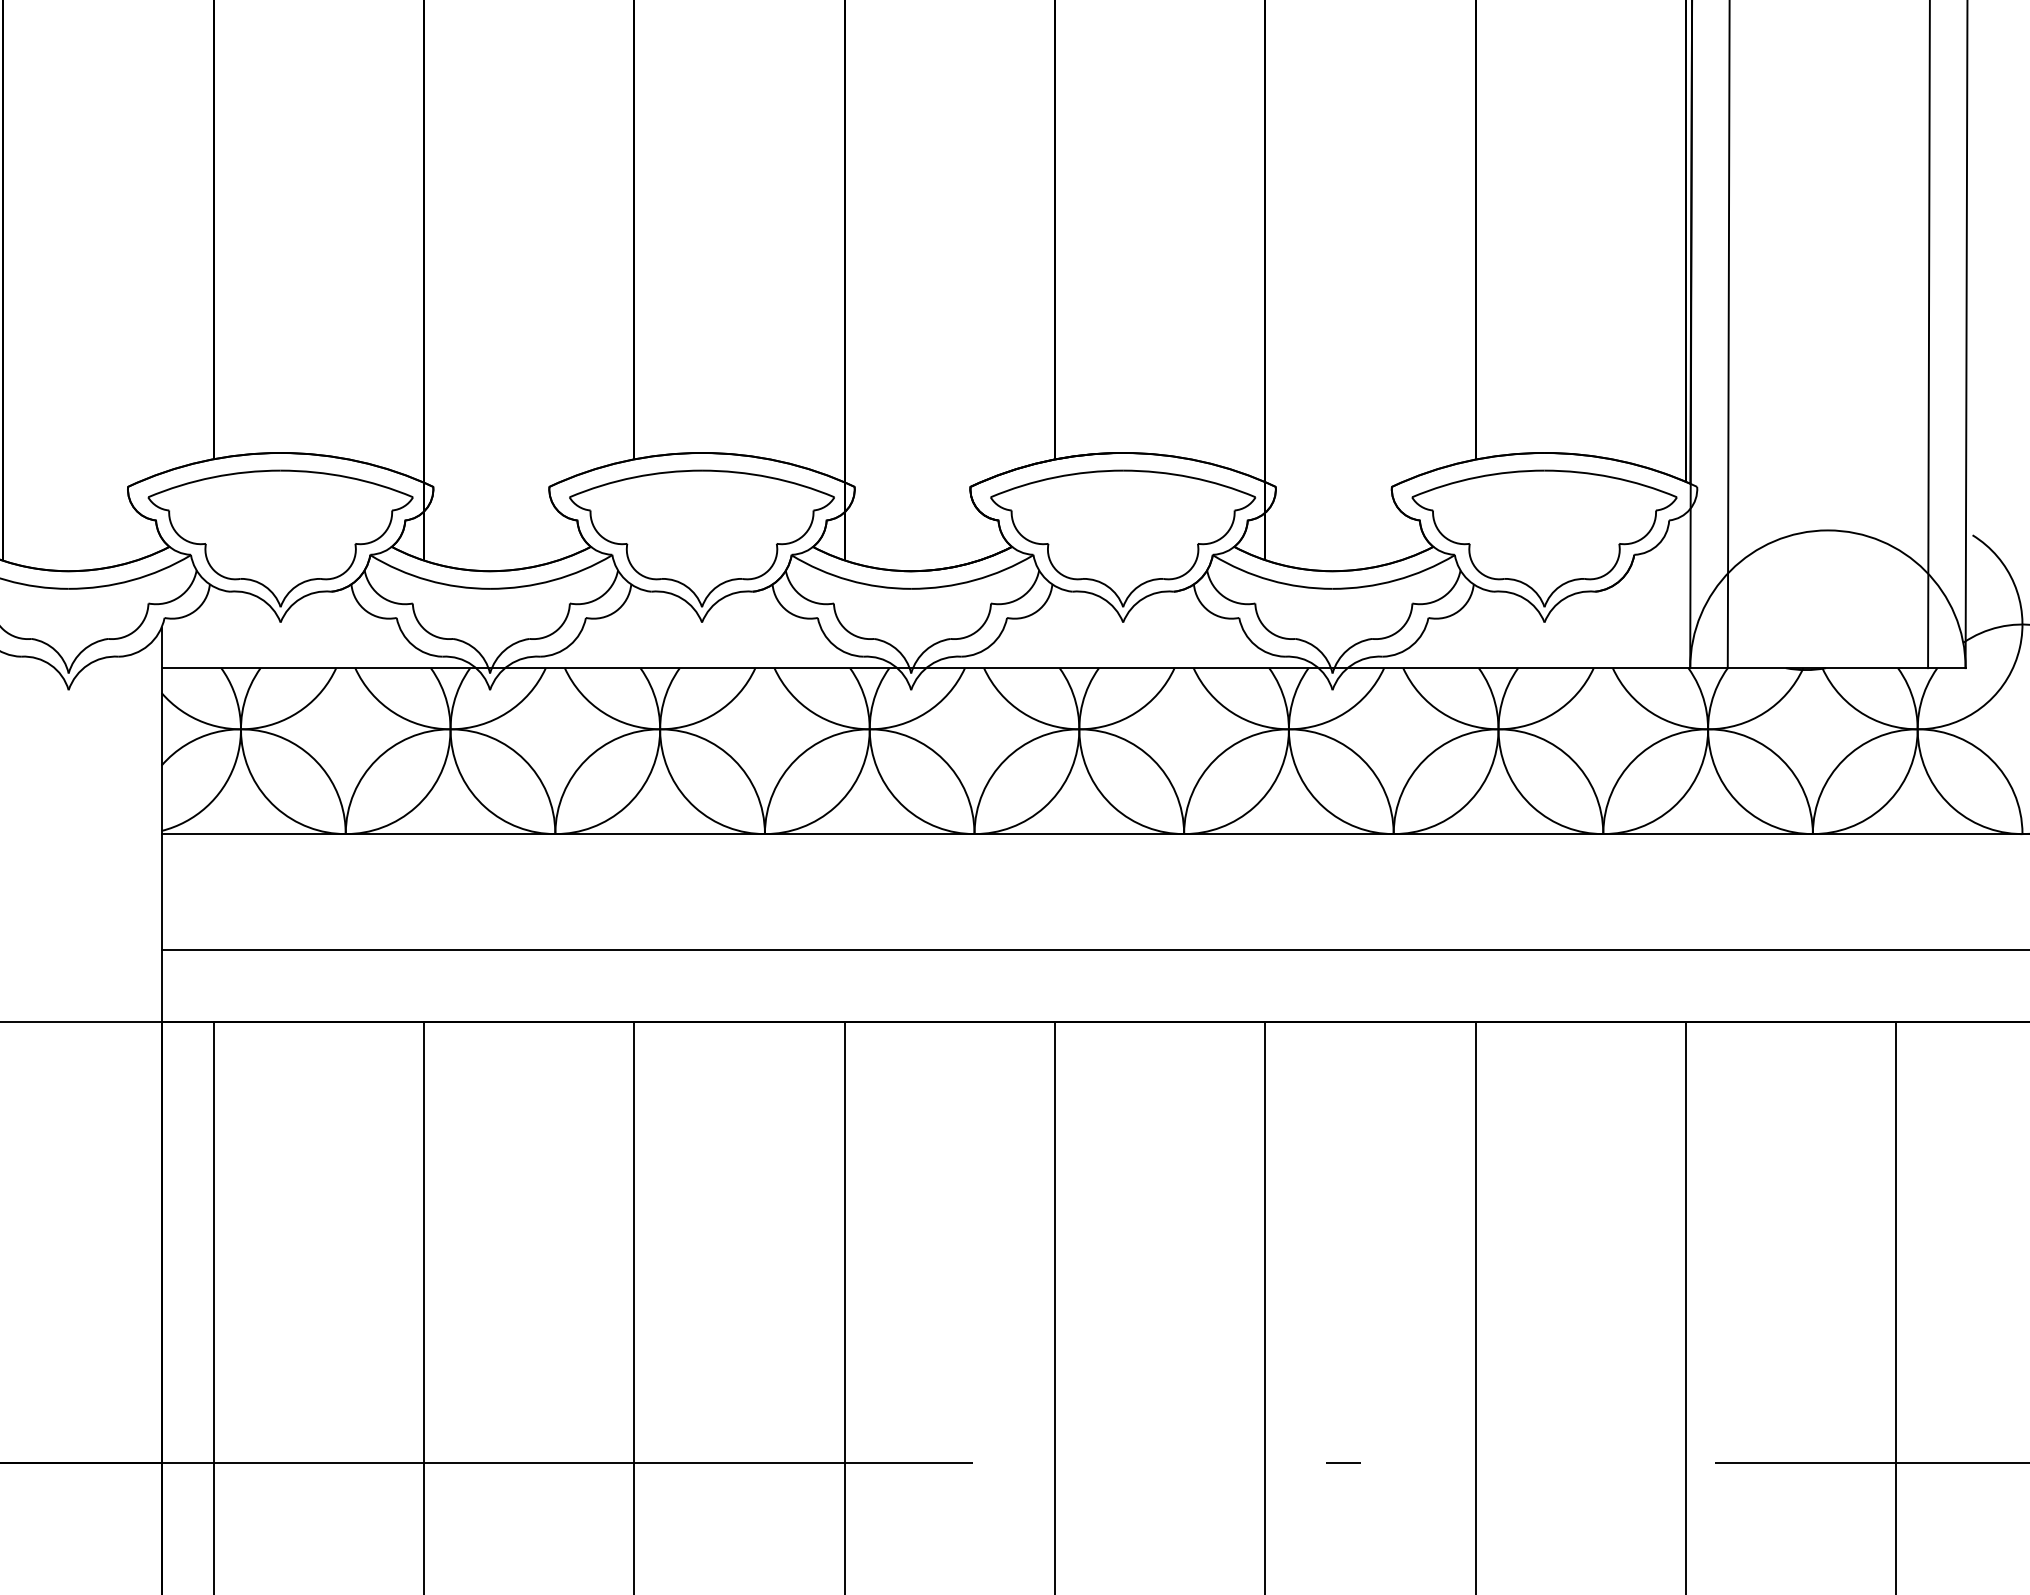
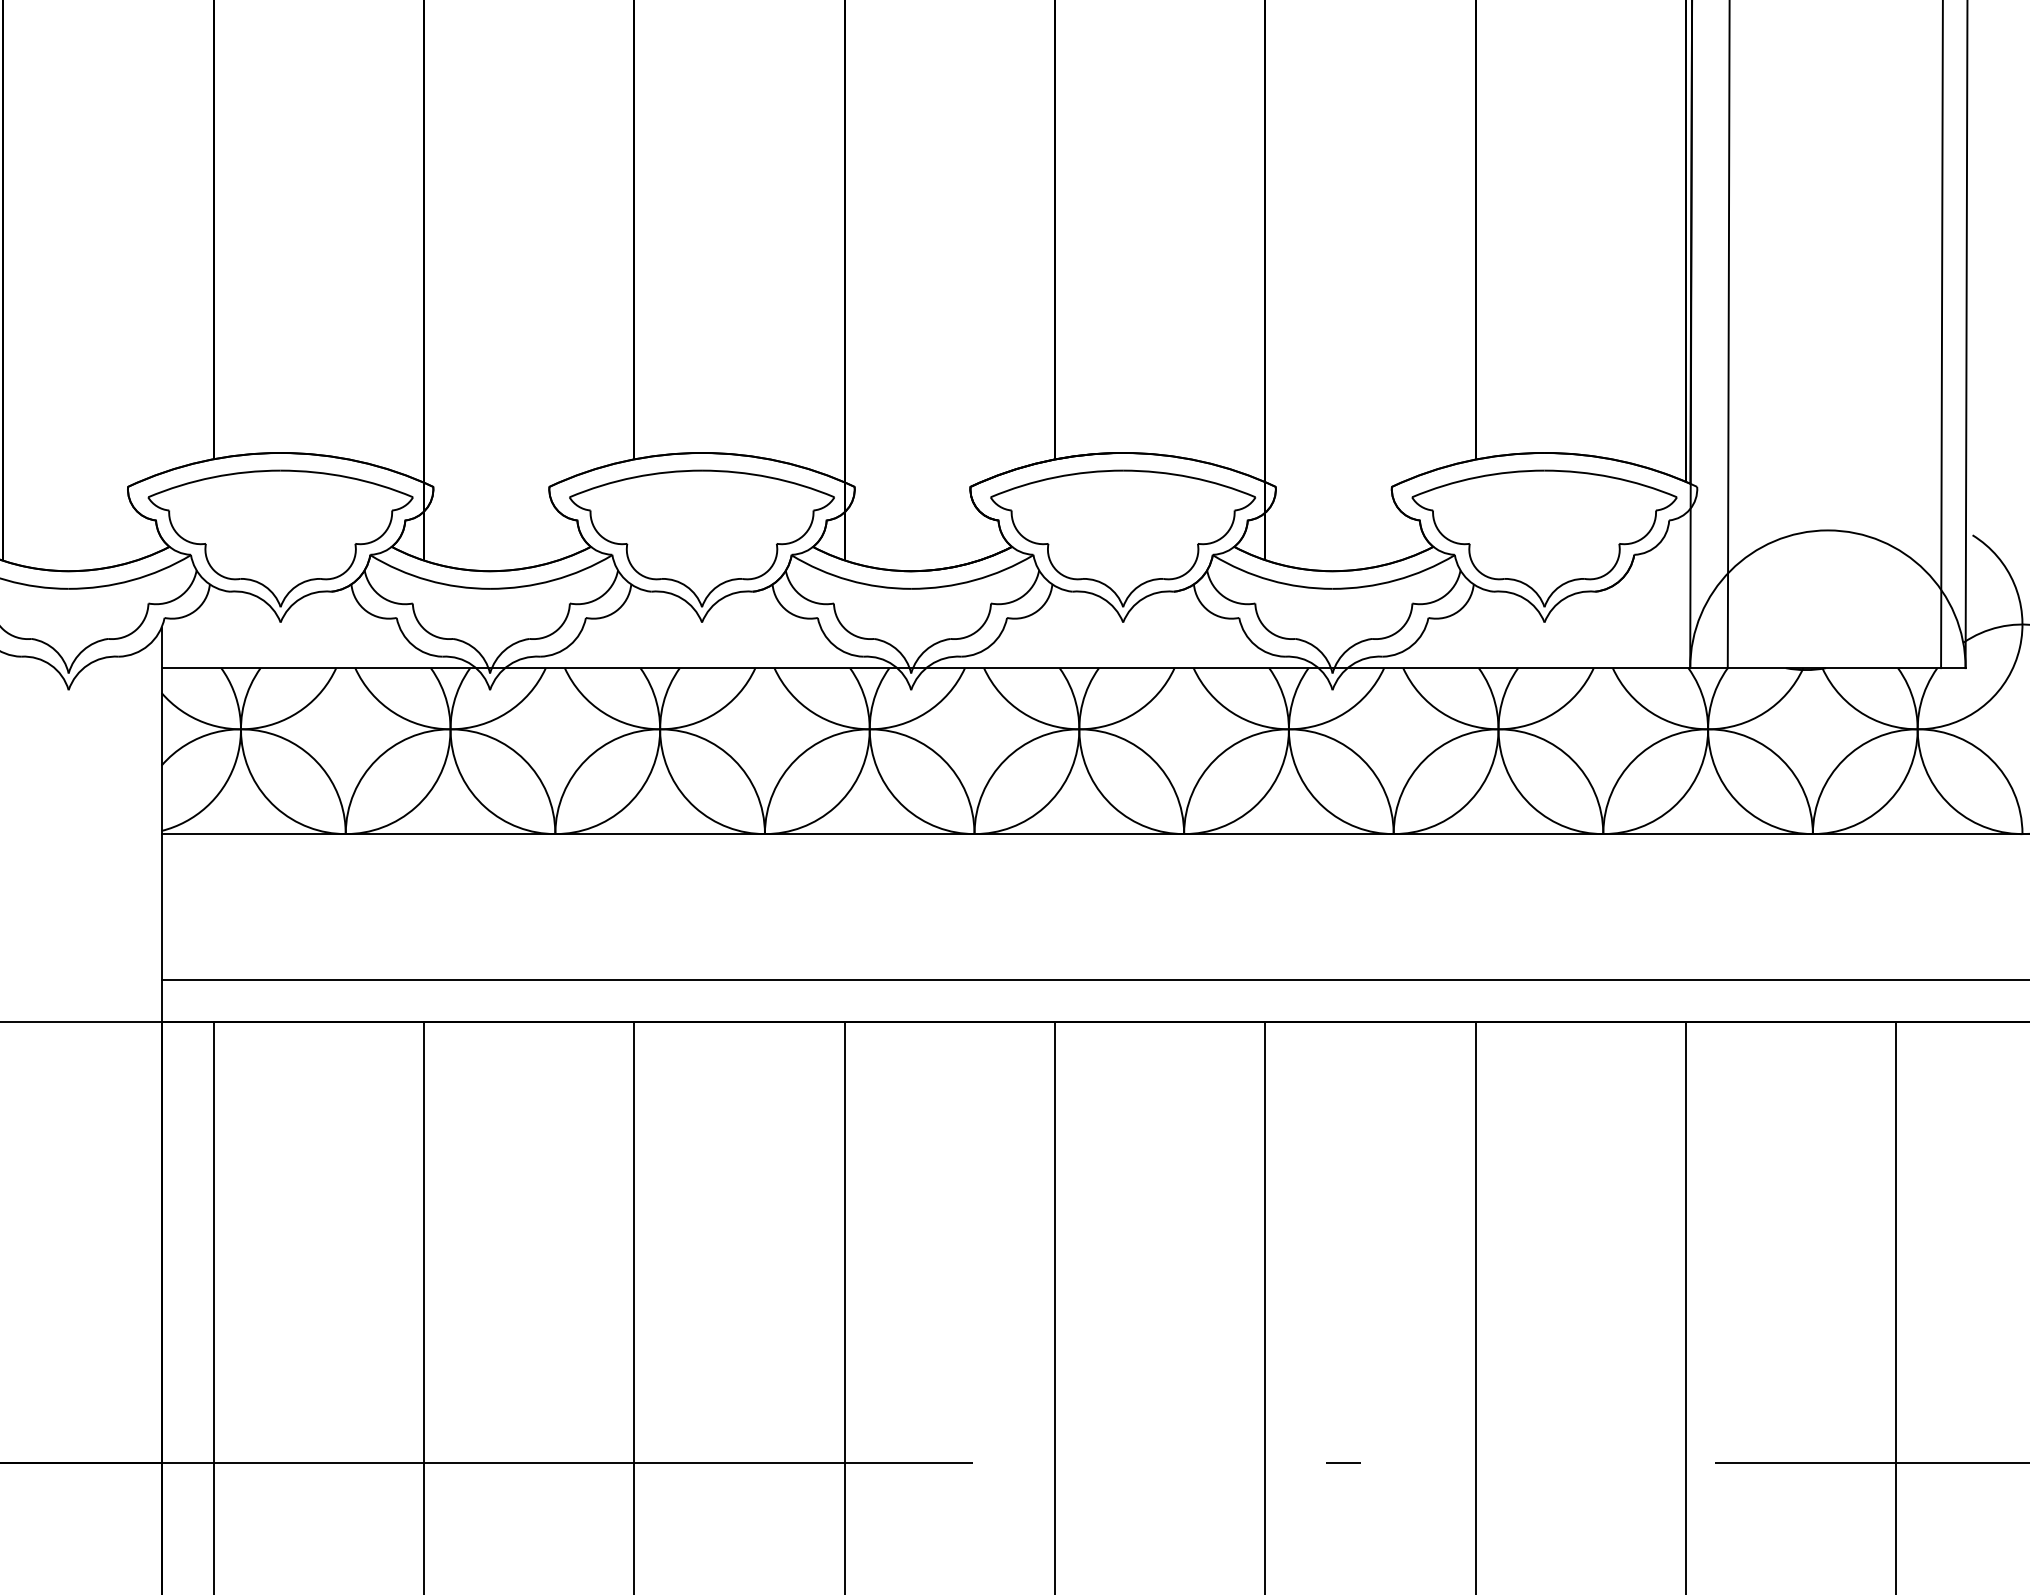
line position: (1928, 335) -> (1941, 335) (1941, 335)
line position: (1093, 949) -> (1093, 979) (1093, 979)
